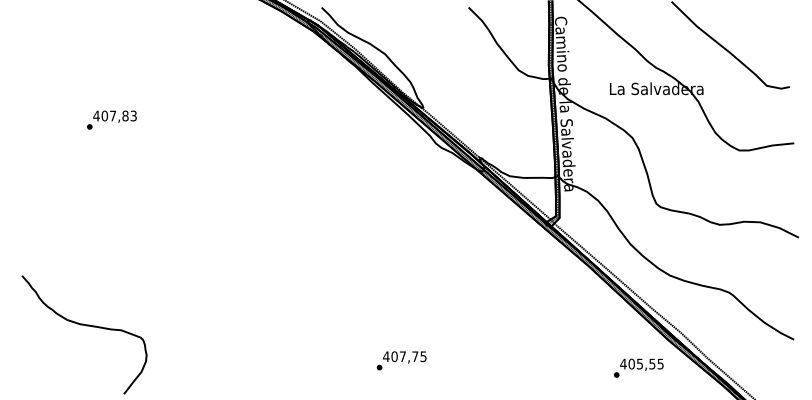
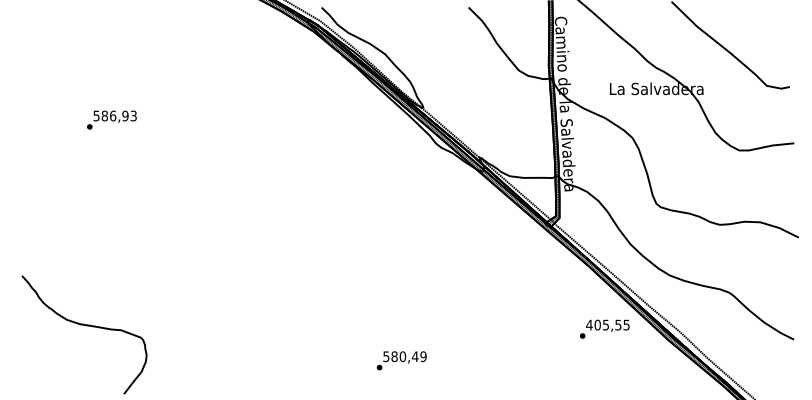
text: 407,83 -> 586,93 (110, 115)
text: 407,75 -> 580,49 (404, 356)
text position: (638, 367) -> (604, 328) (604, 328)
